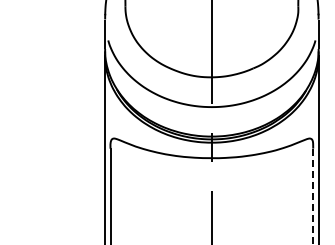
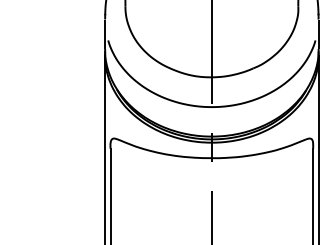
line: dashed -> solid (312, 197)
